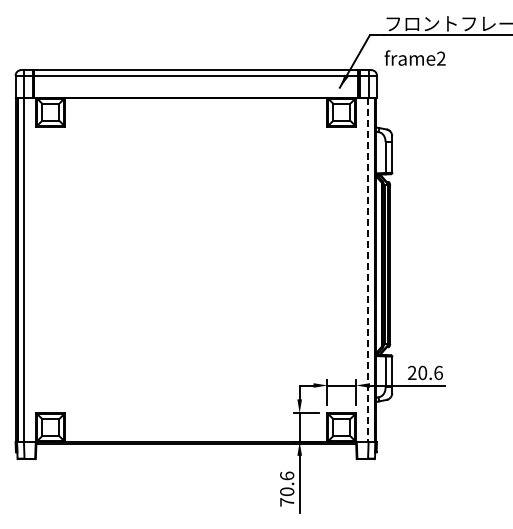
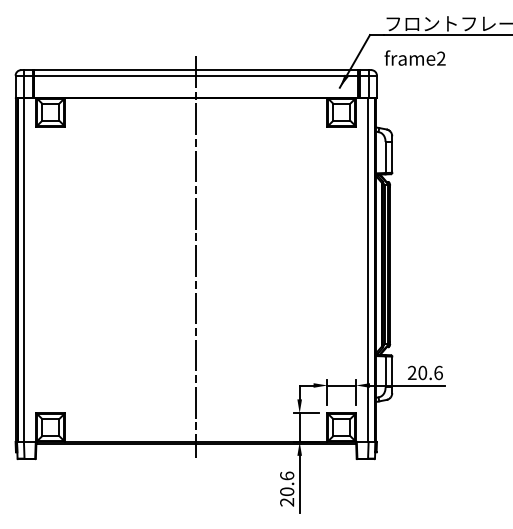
line: none -> present (196, 256)
line: dashed -> solid (368, 269)
text: 70.6 -> 20.6 (287, 502)
